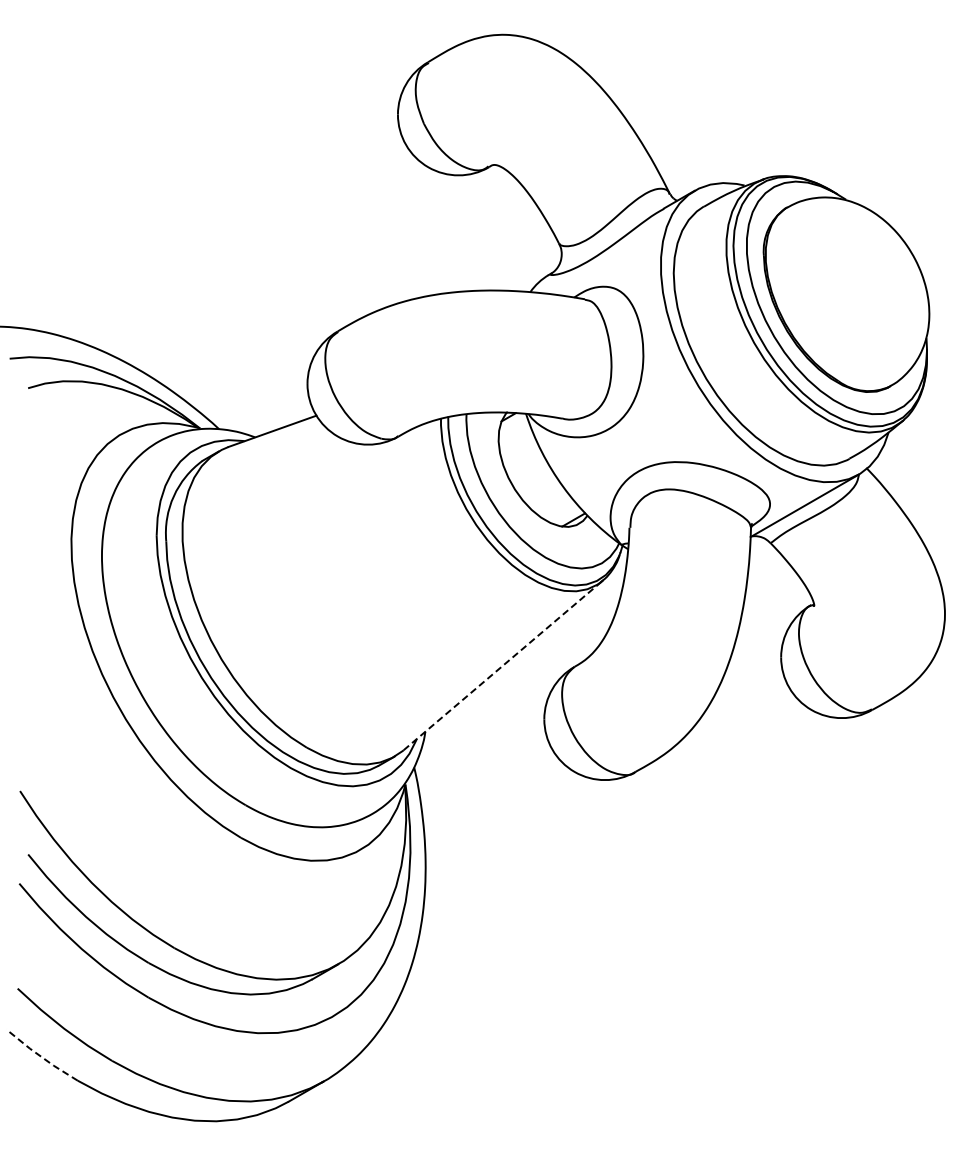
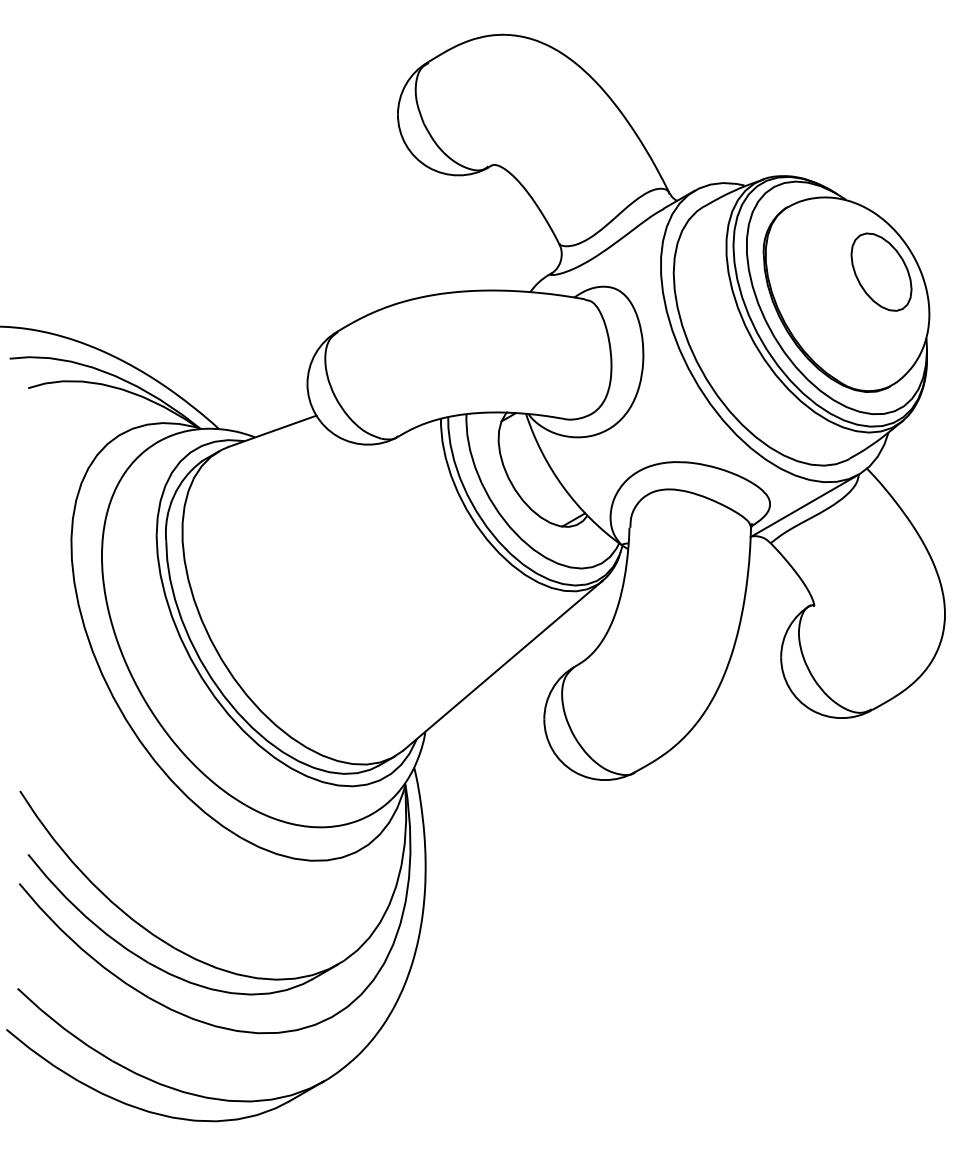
part: none -> present (881, 271)
line: dashed -> solid (503, 665)
line: dashed -> solid (41, 1056)
